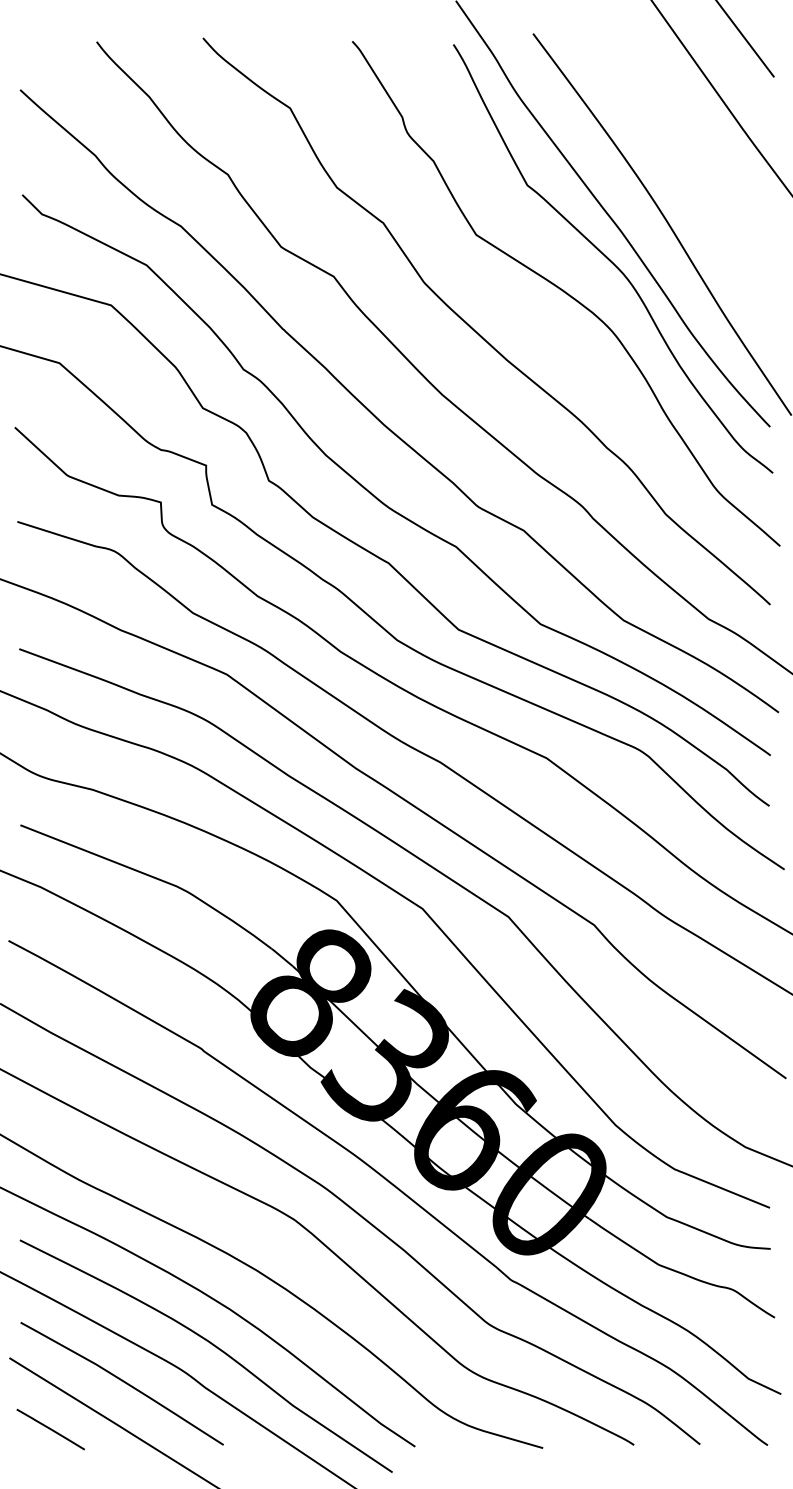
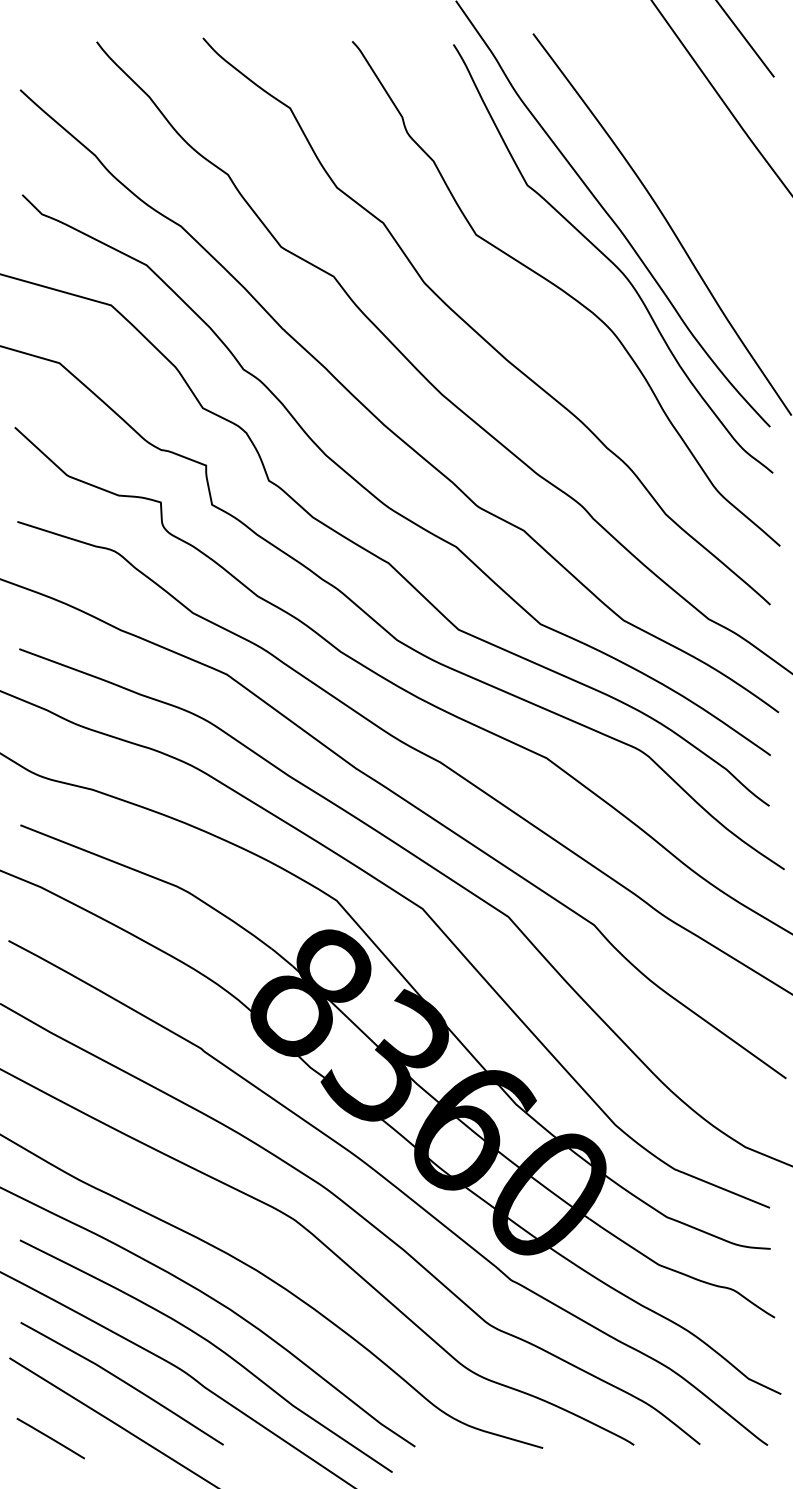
line position: (50, 1429) -> (50, 1438) (50, 1438)
